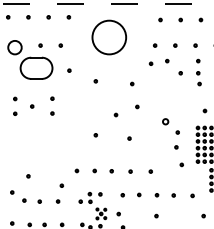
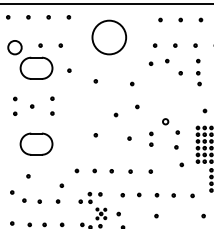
line: dashed -> solid (106, 3)
part: none -> present (151, 138)
part: none -> present (36, 143)
